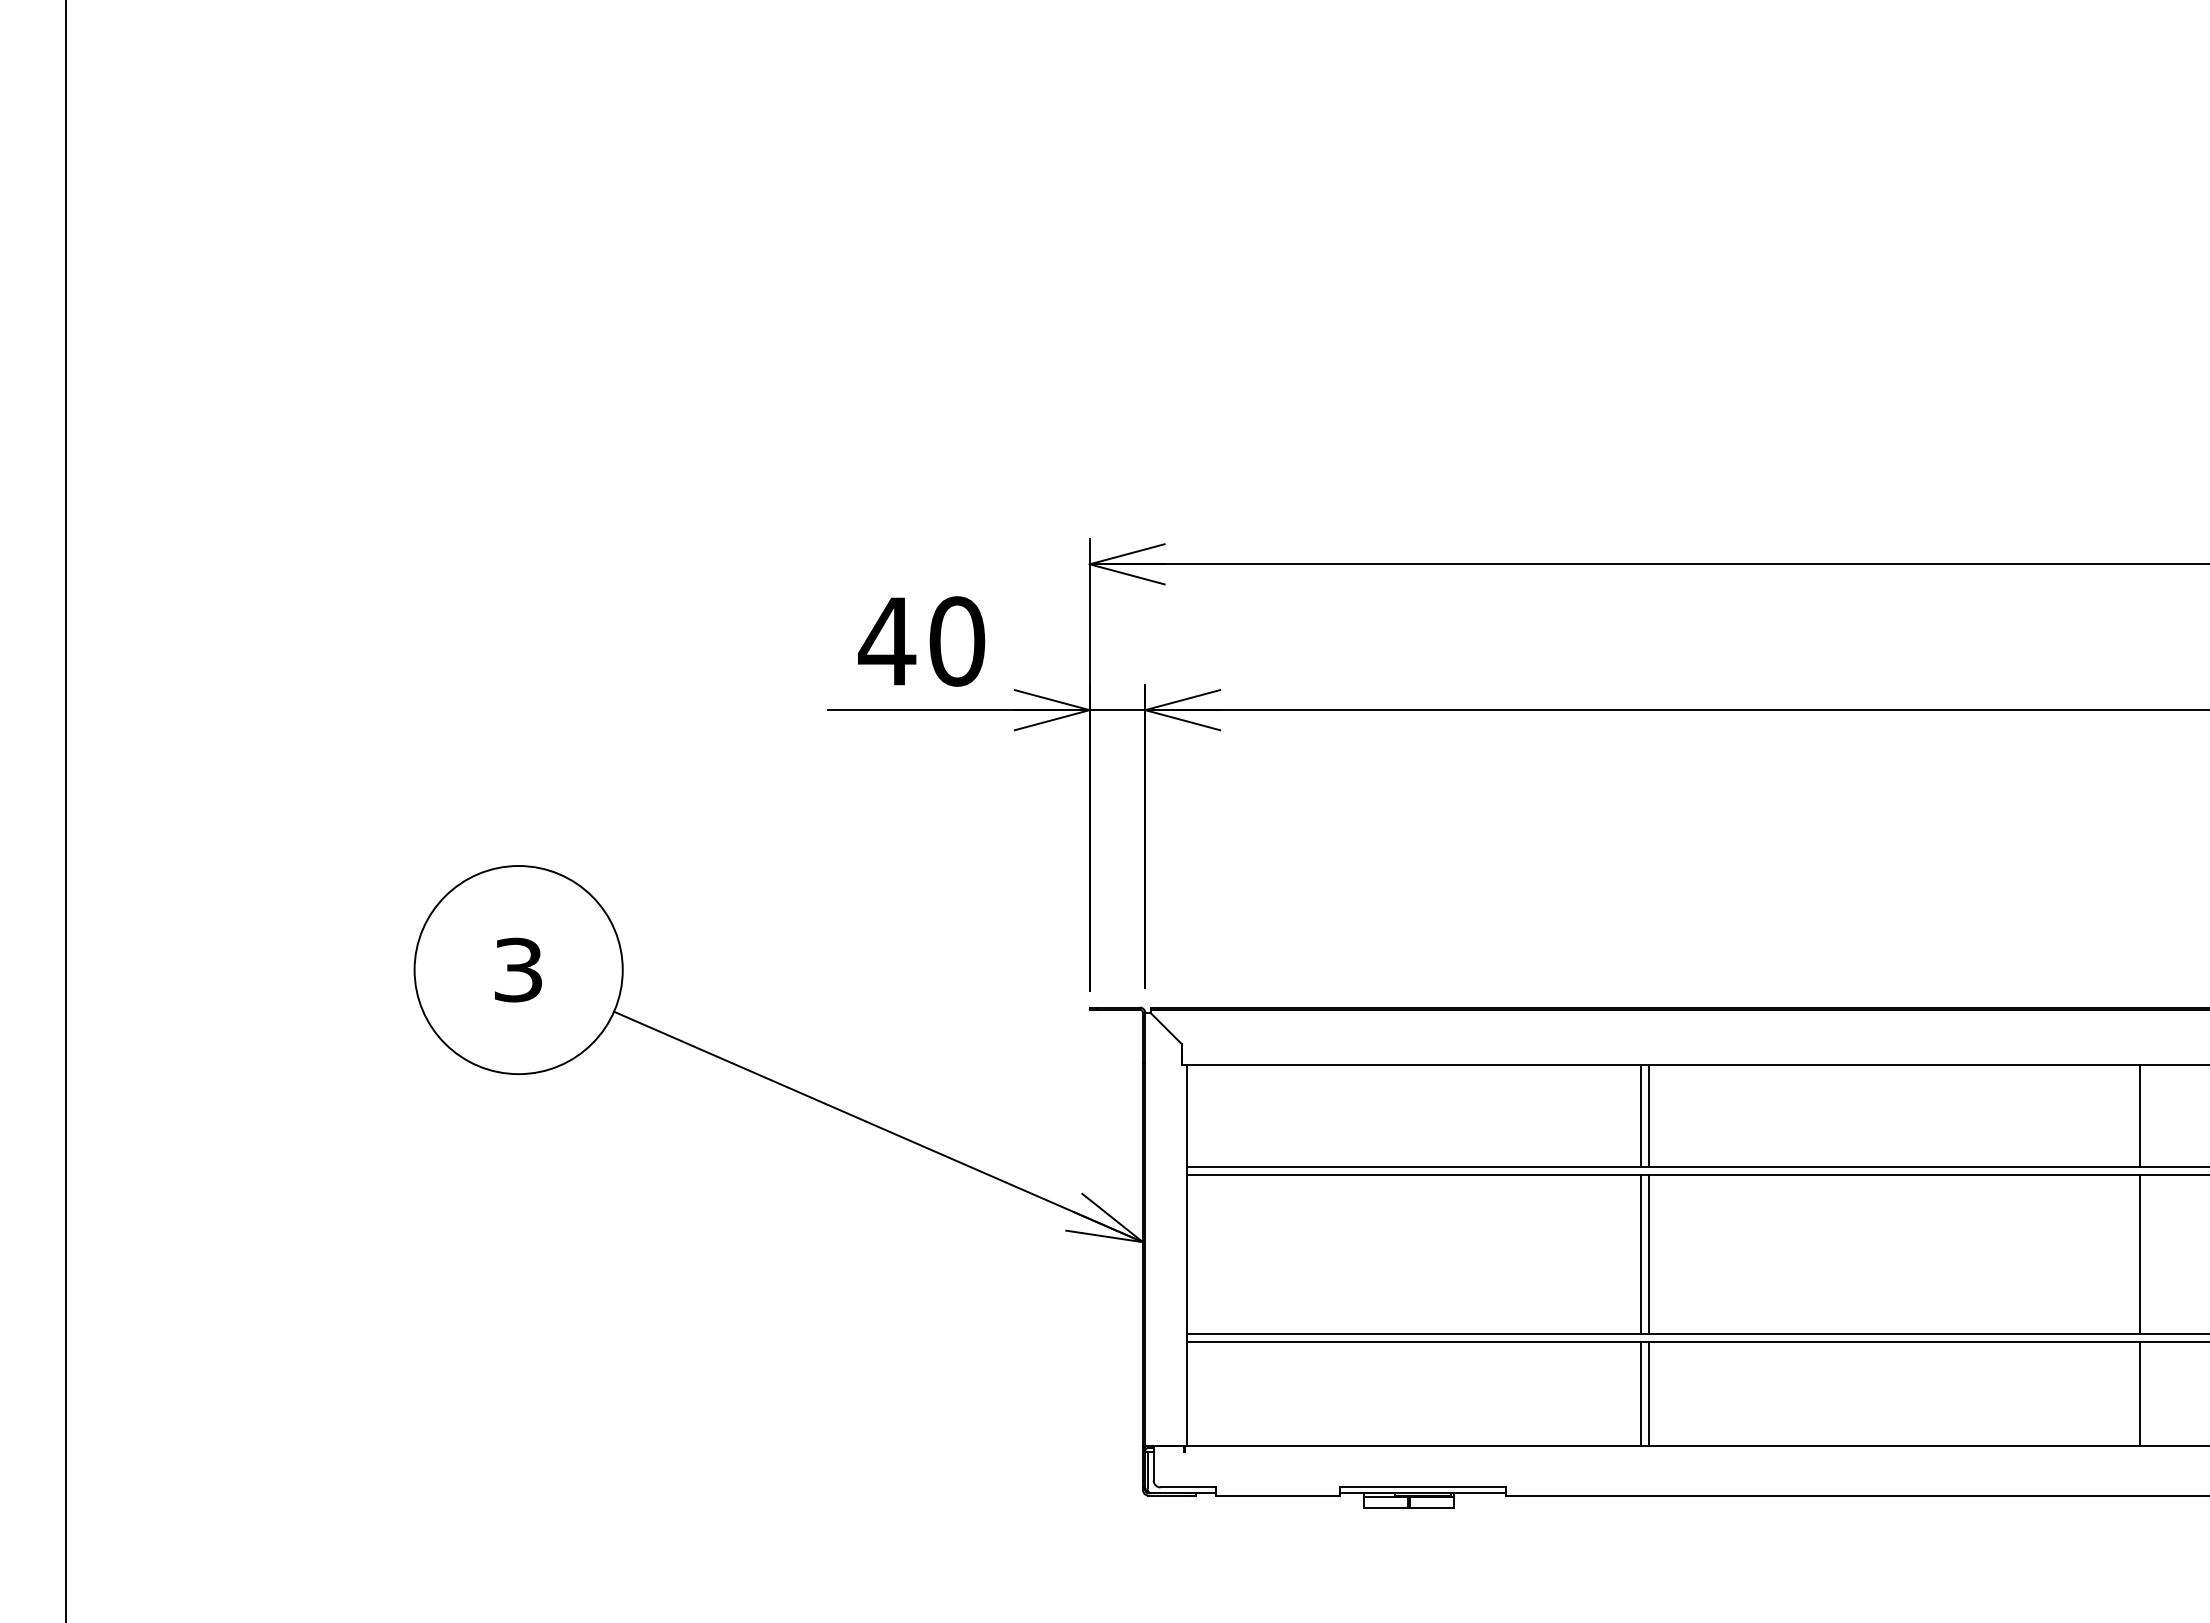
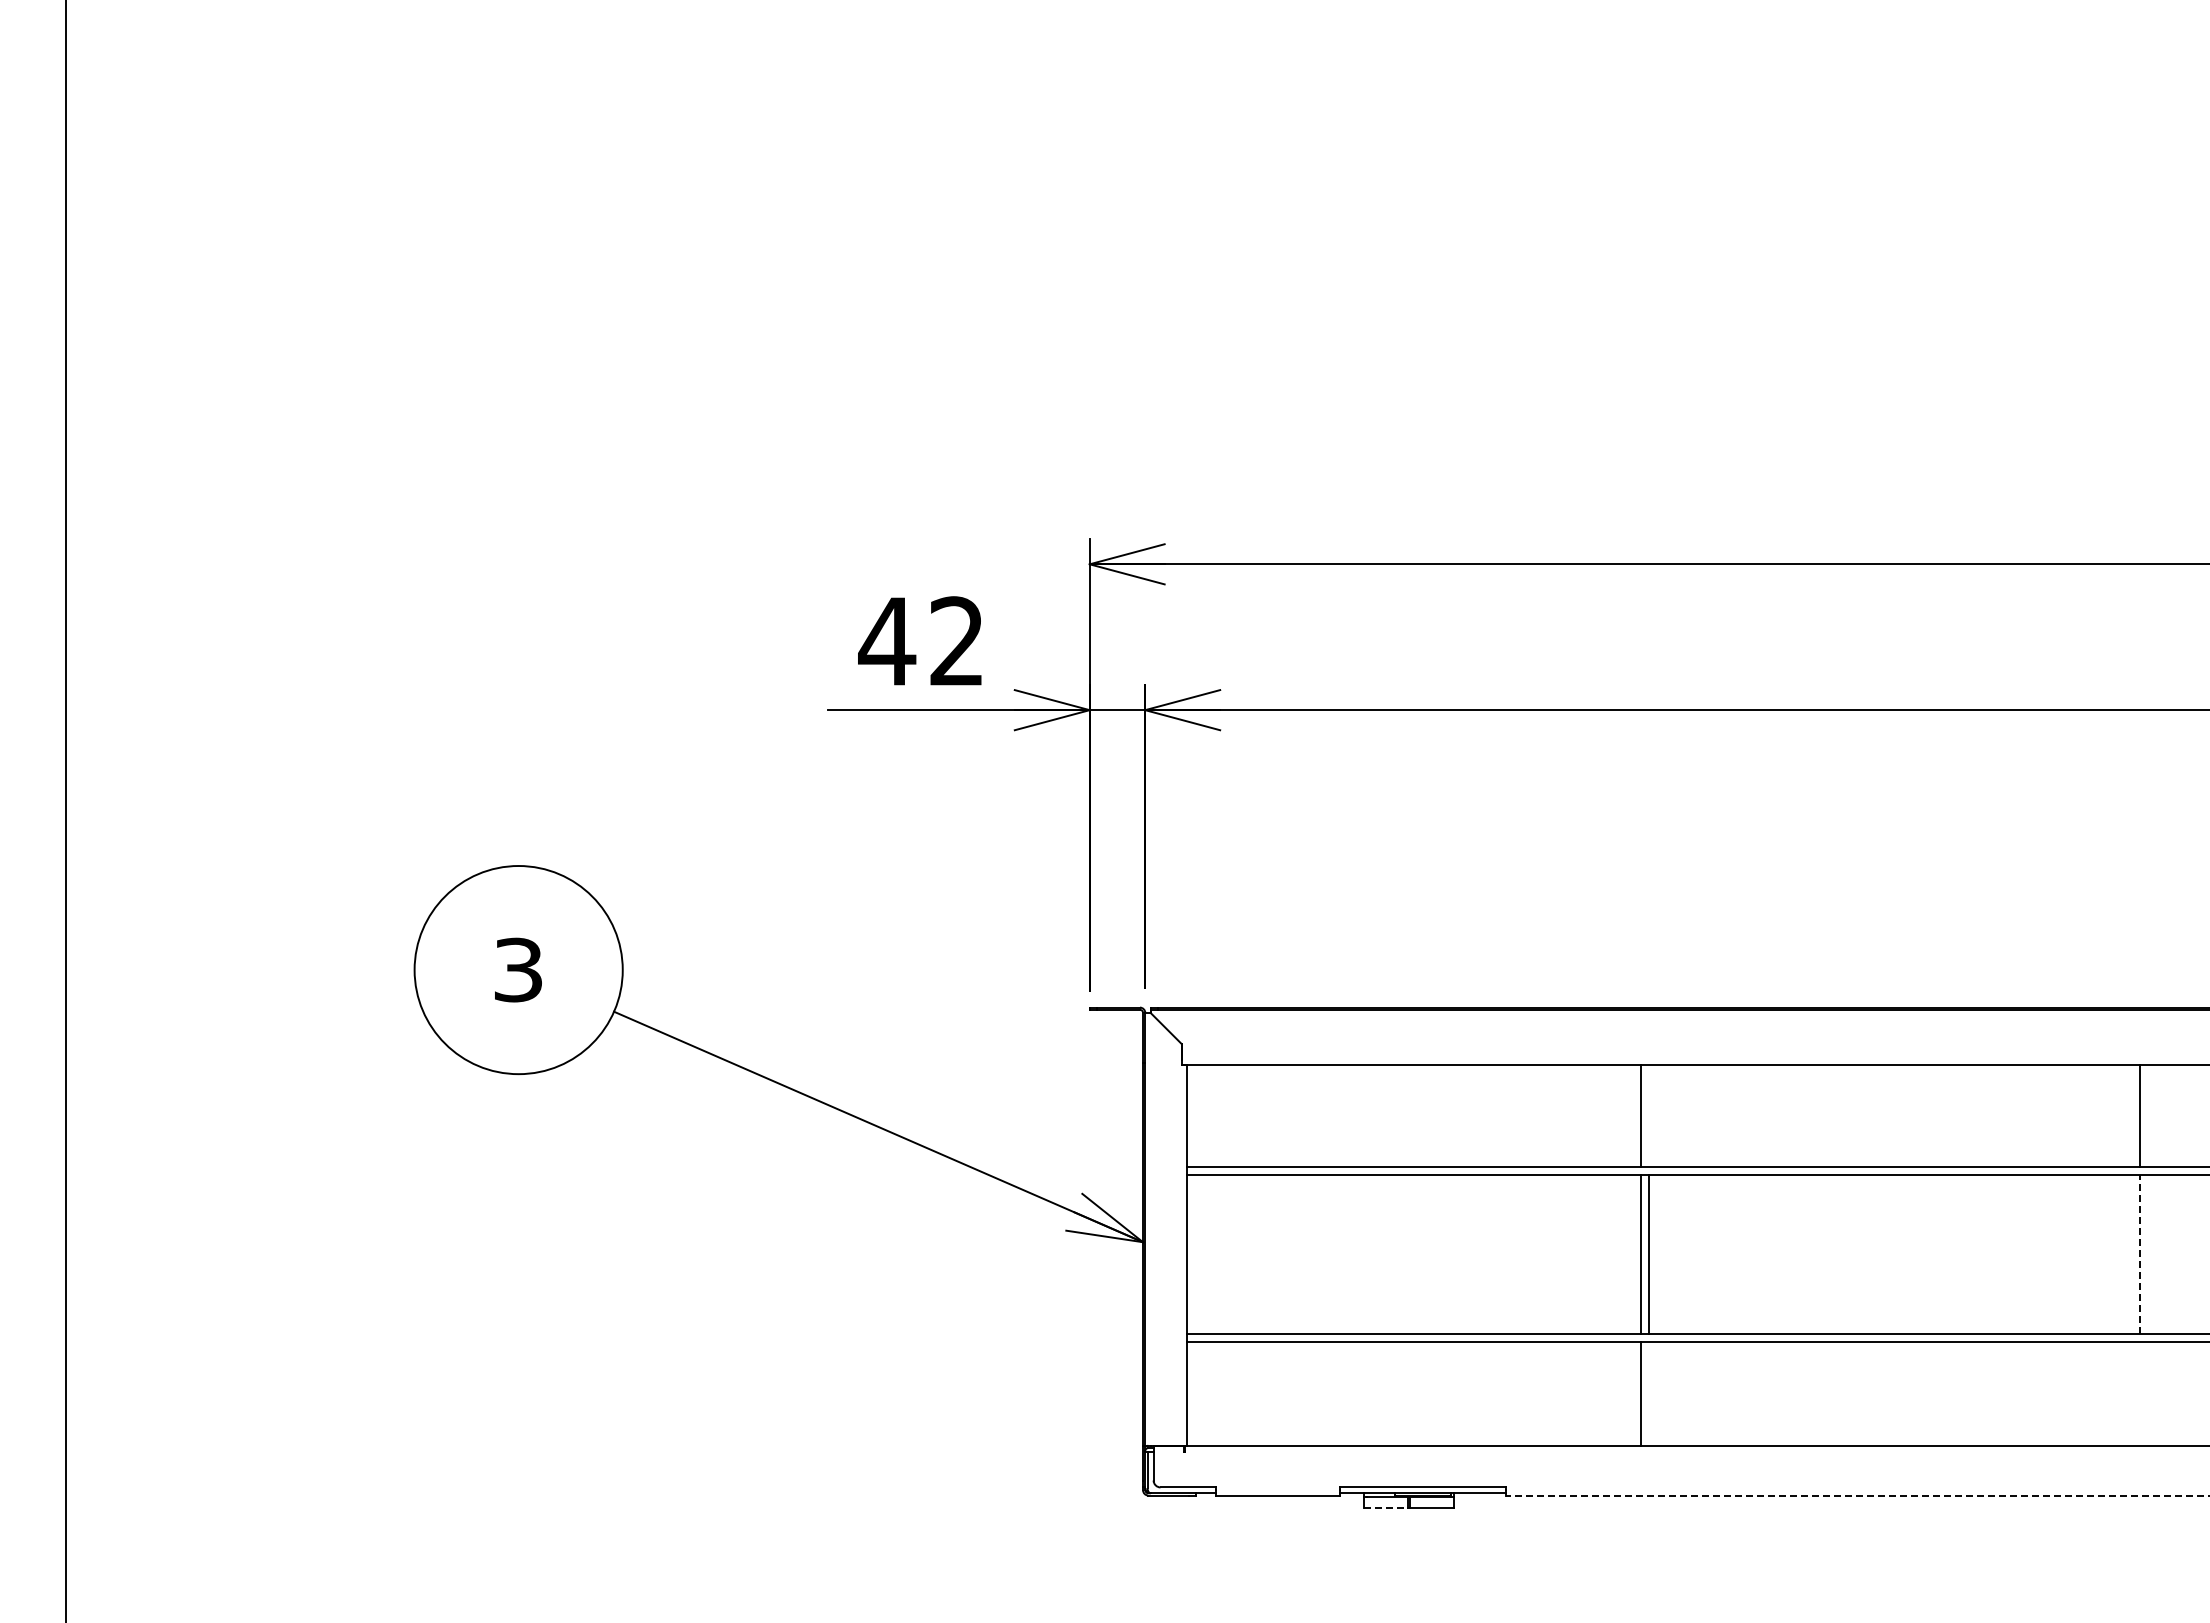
text: 40 -> 42 (957, 641)
line: present -> none (1648, 1116)
line: solid -> dashed (2140, 1253)
line: present -> none (1648, 1393)
line: present -> none (2140, 1393)
line: solid -> dashed (1857, 1495)
line: solid -> dashed (1385, 1507)
